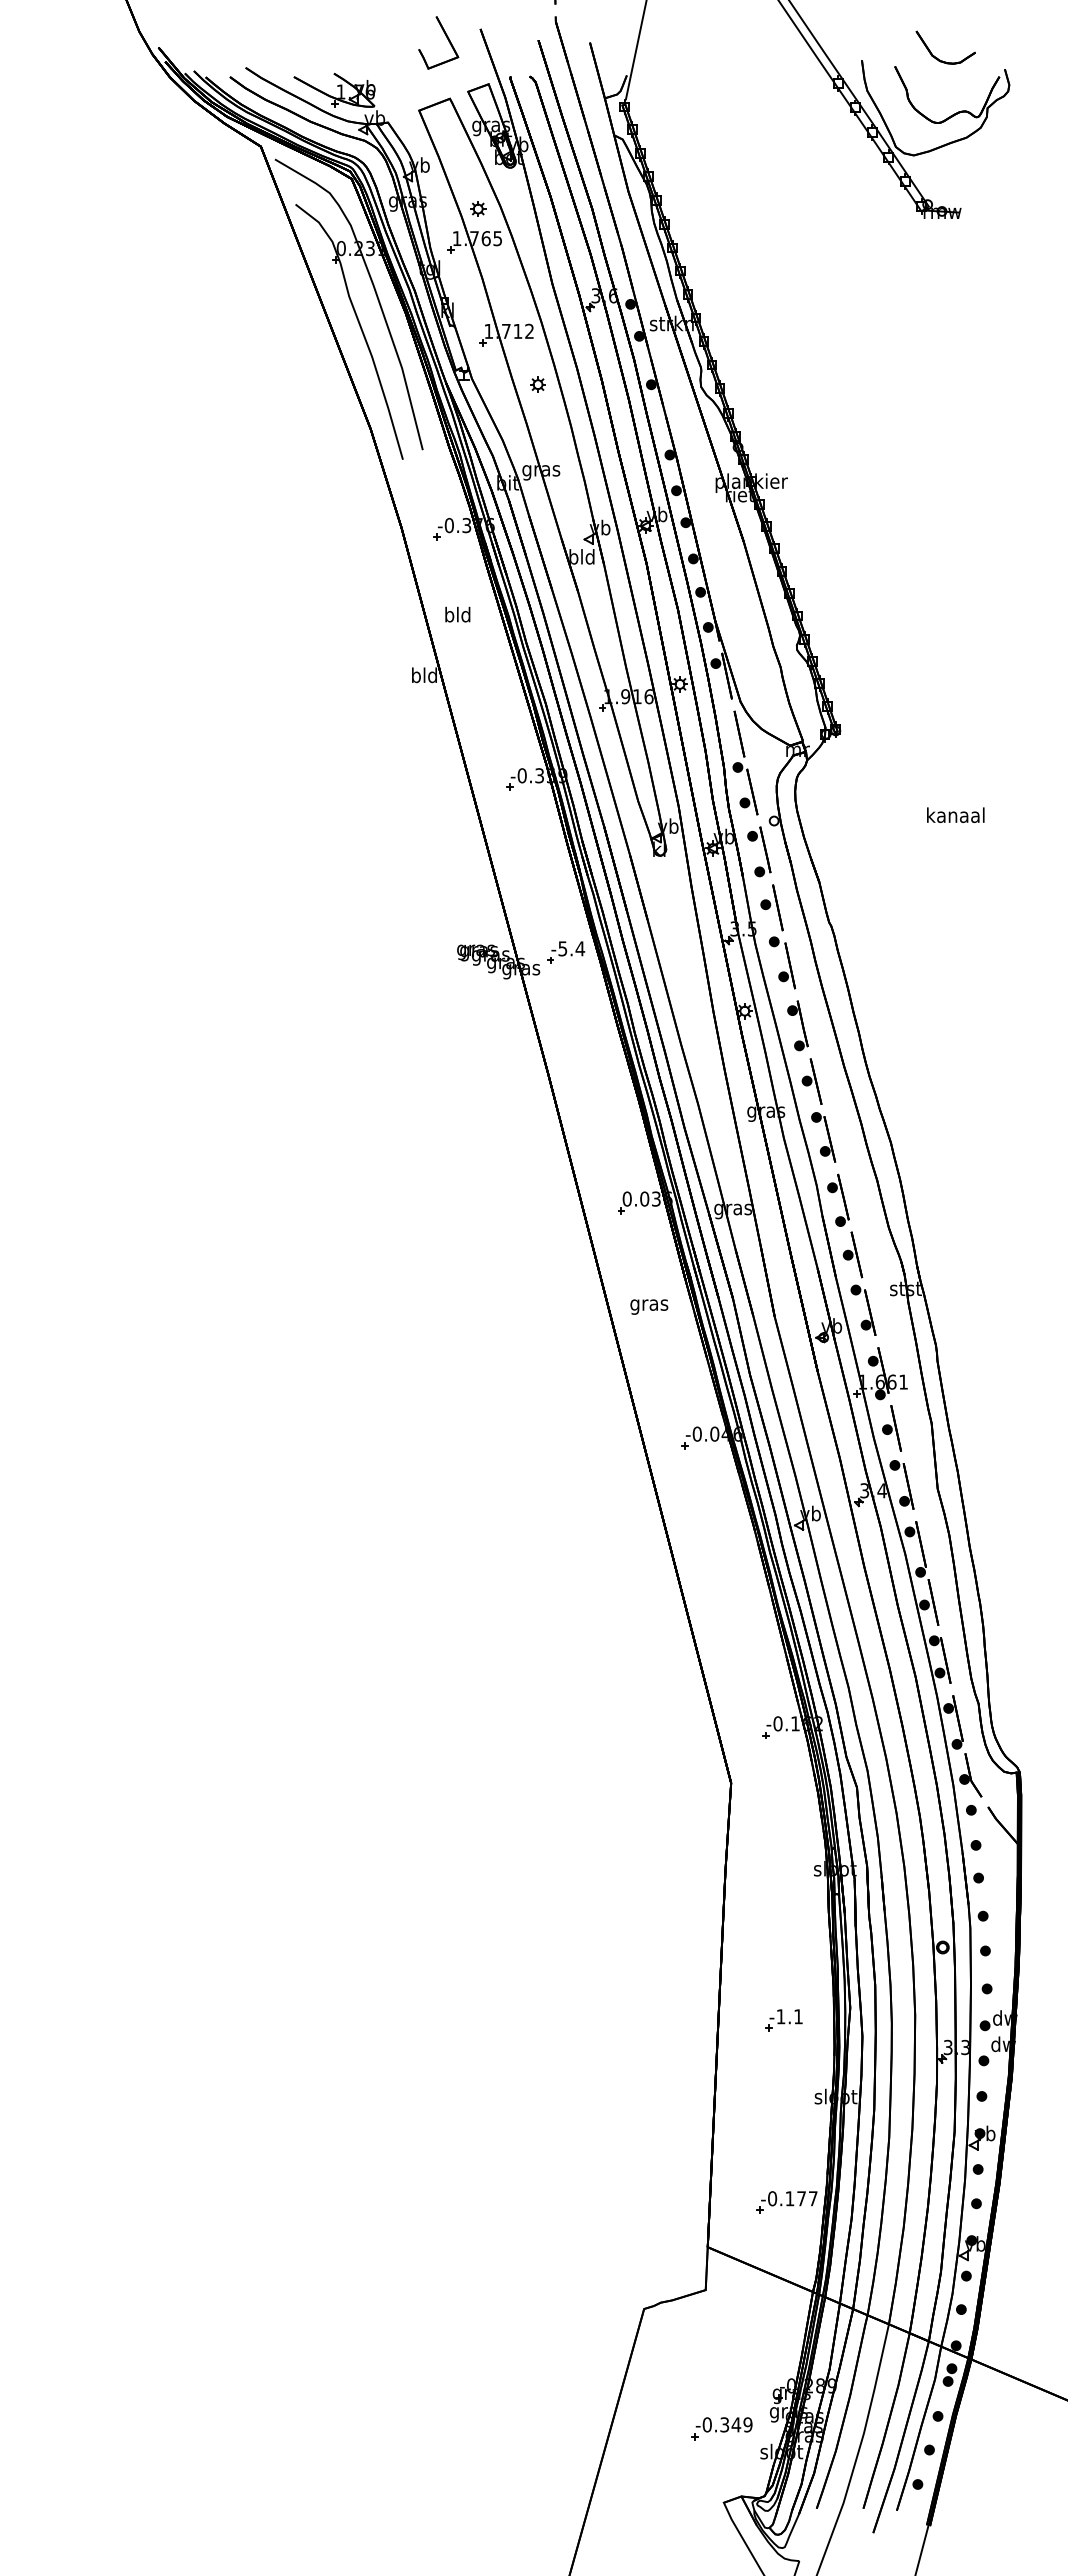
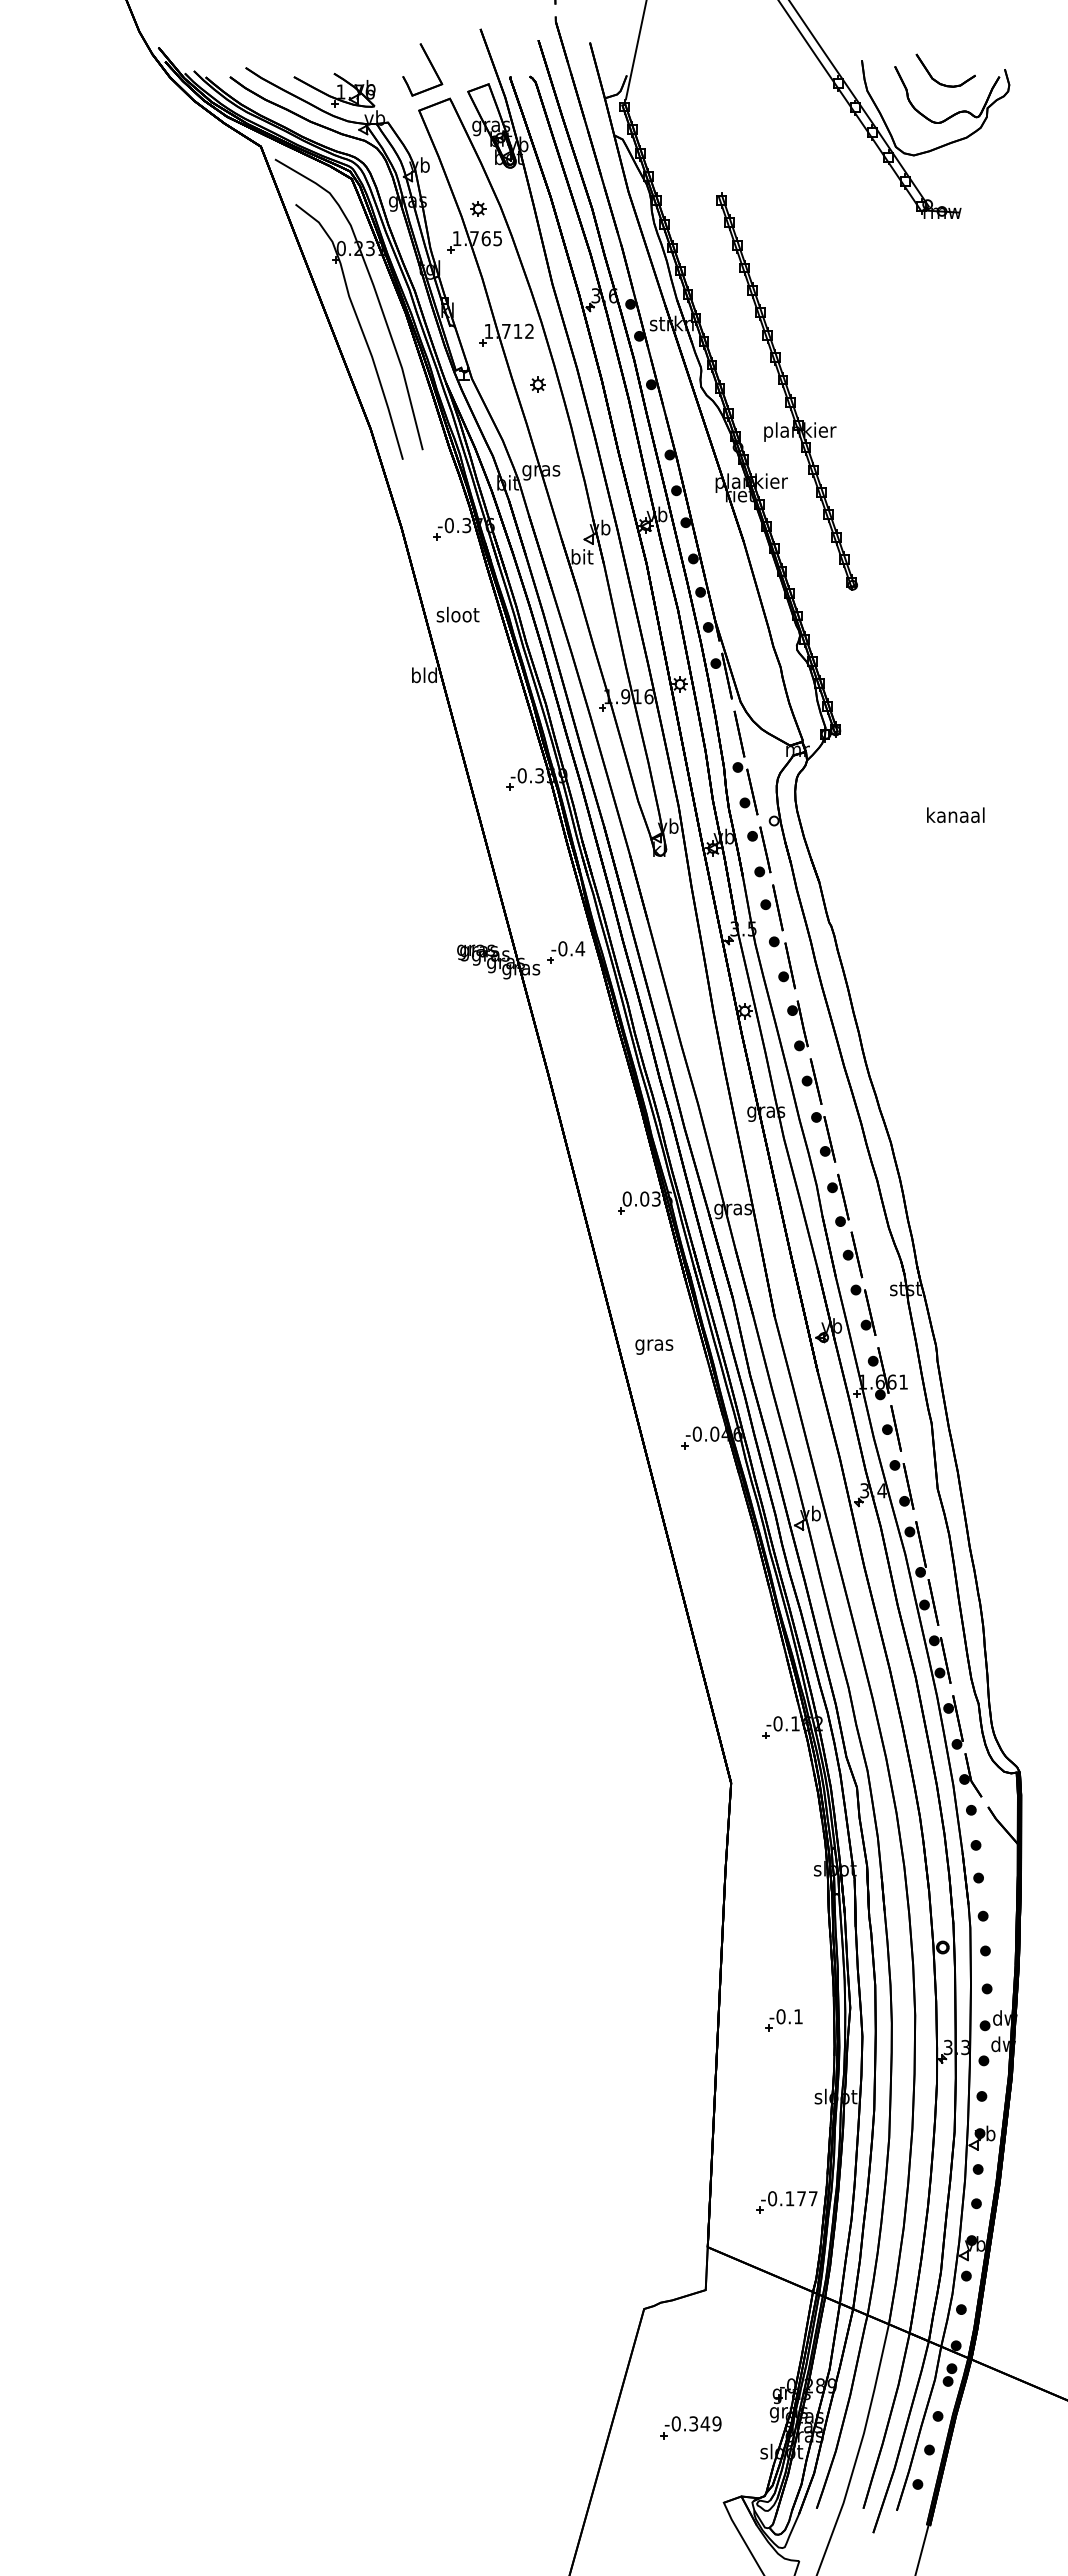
part position: (445, 36) -> (429, 63) (429, 63)
part position: (937, 57) -> (937, 80) (937, 80)
part: none -> present (786, 391)
text: bld -> bit (581, 556)
text: bld -> sloot (457, 614)
text: -5.4 -> -0.4 (562, 948)
text position: (649, 1306) -> (654, 1346) (654, 1346)
text: -1.1 -> -0.1 (780, 2016)
part position: (721, 2428) -> (690, 2427) (690, 2427)
